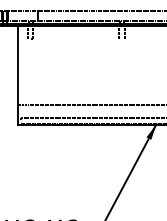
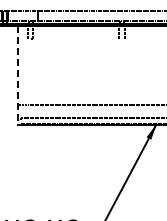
line: solid -> dashed (18, 76)
